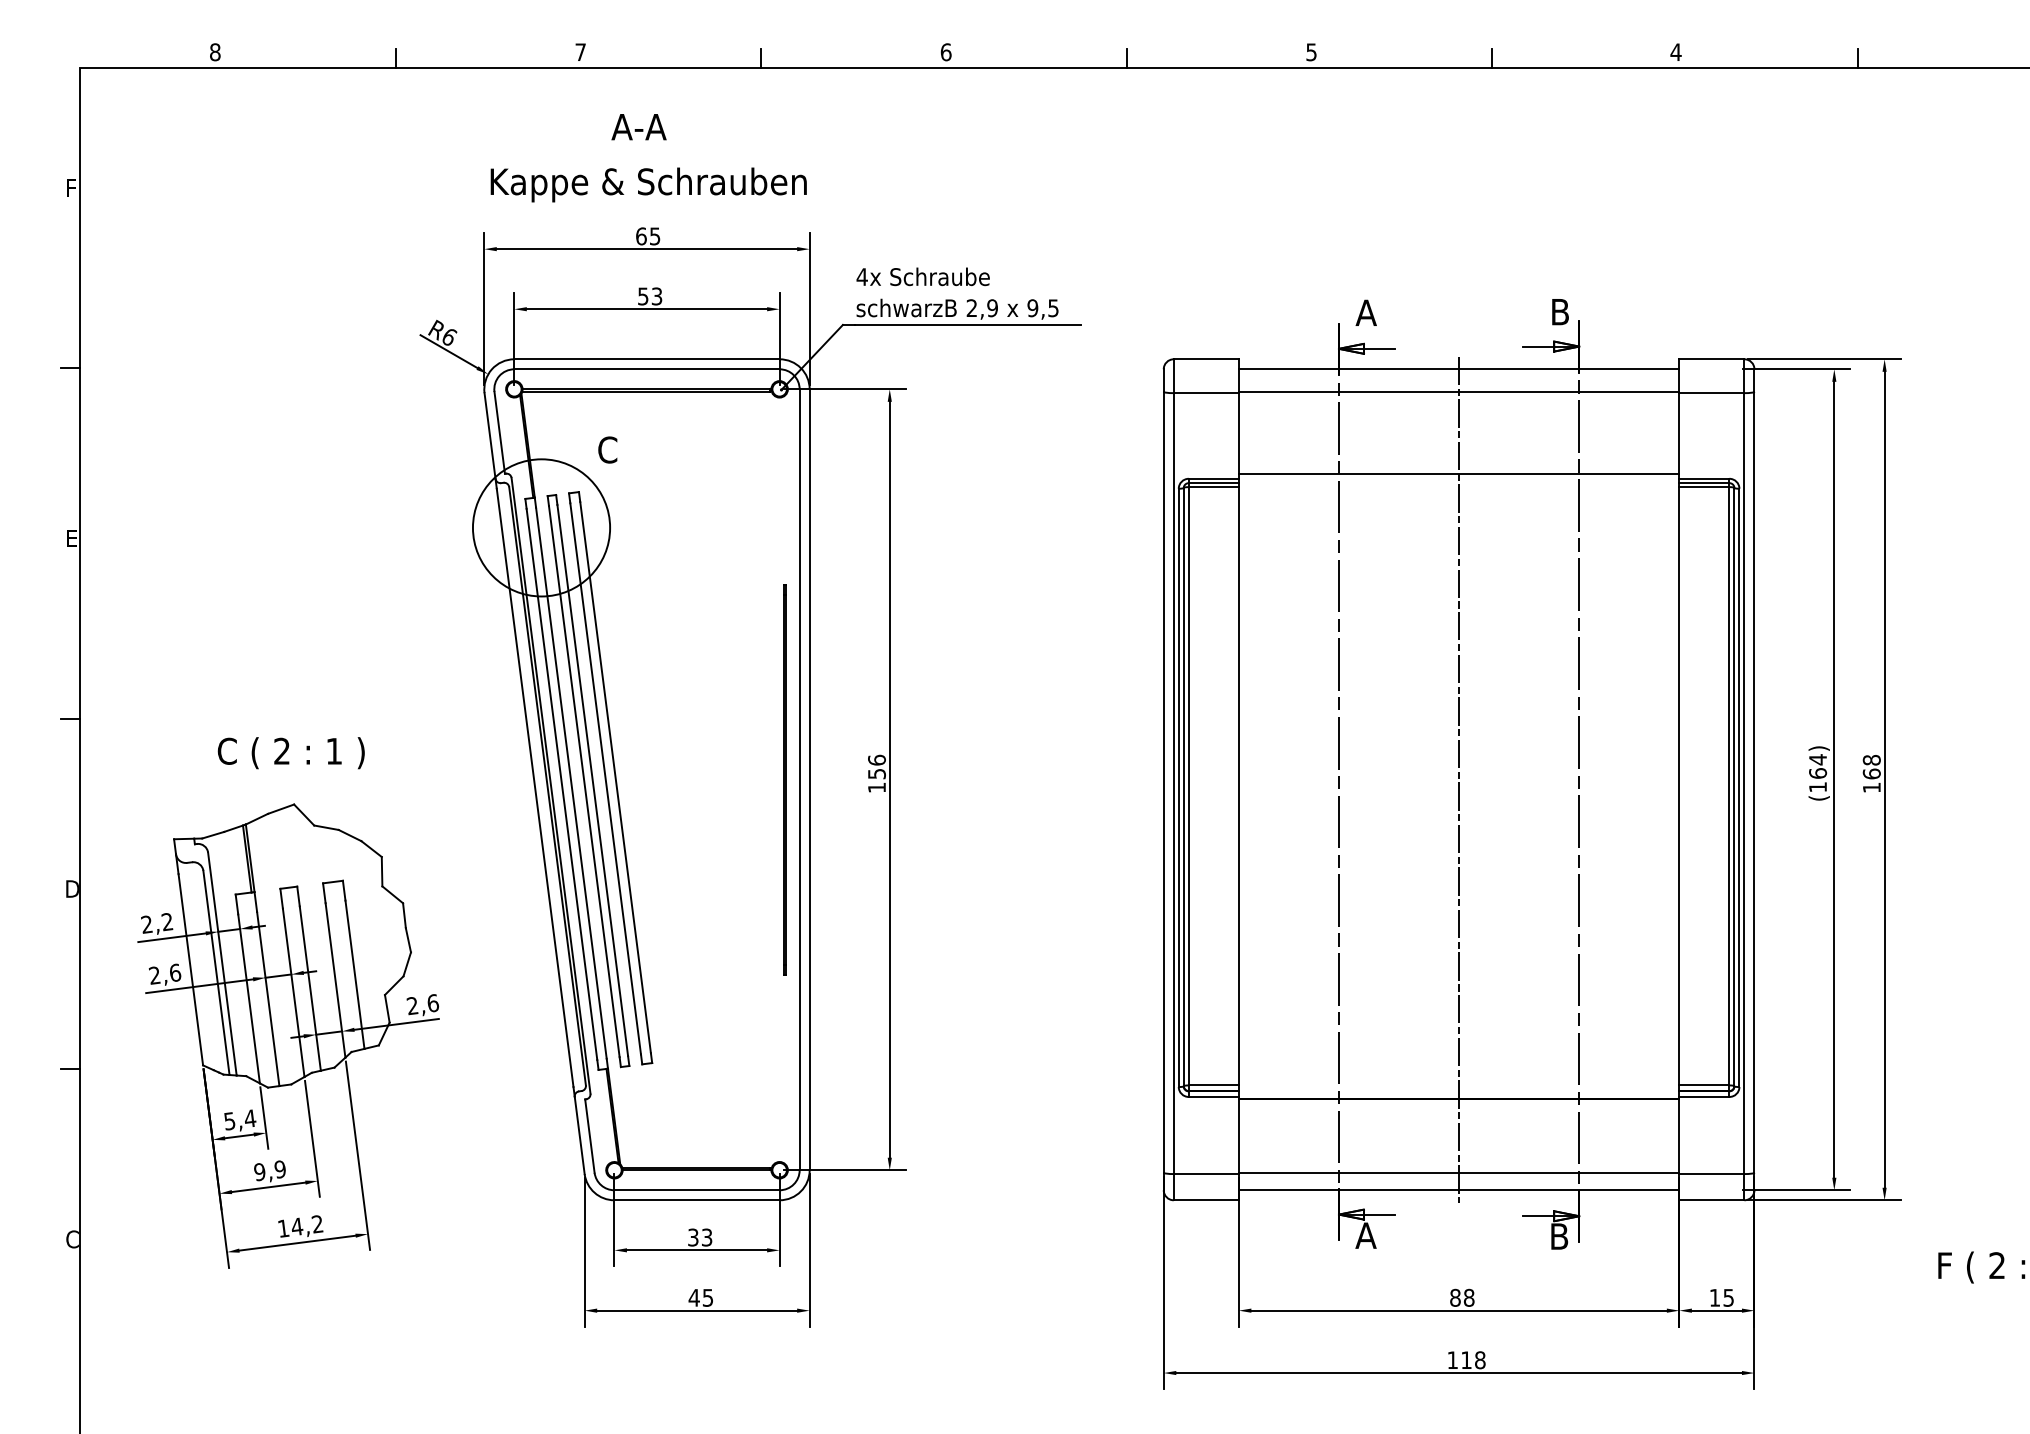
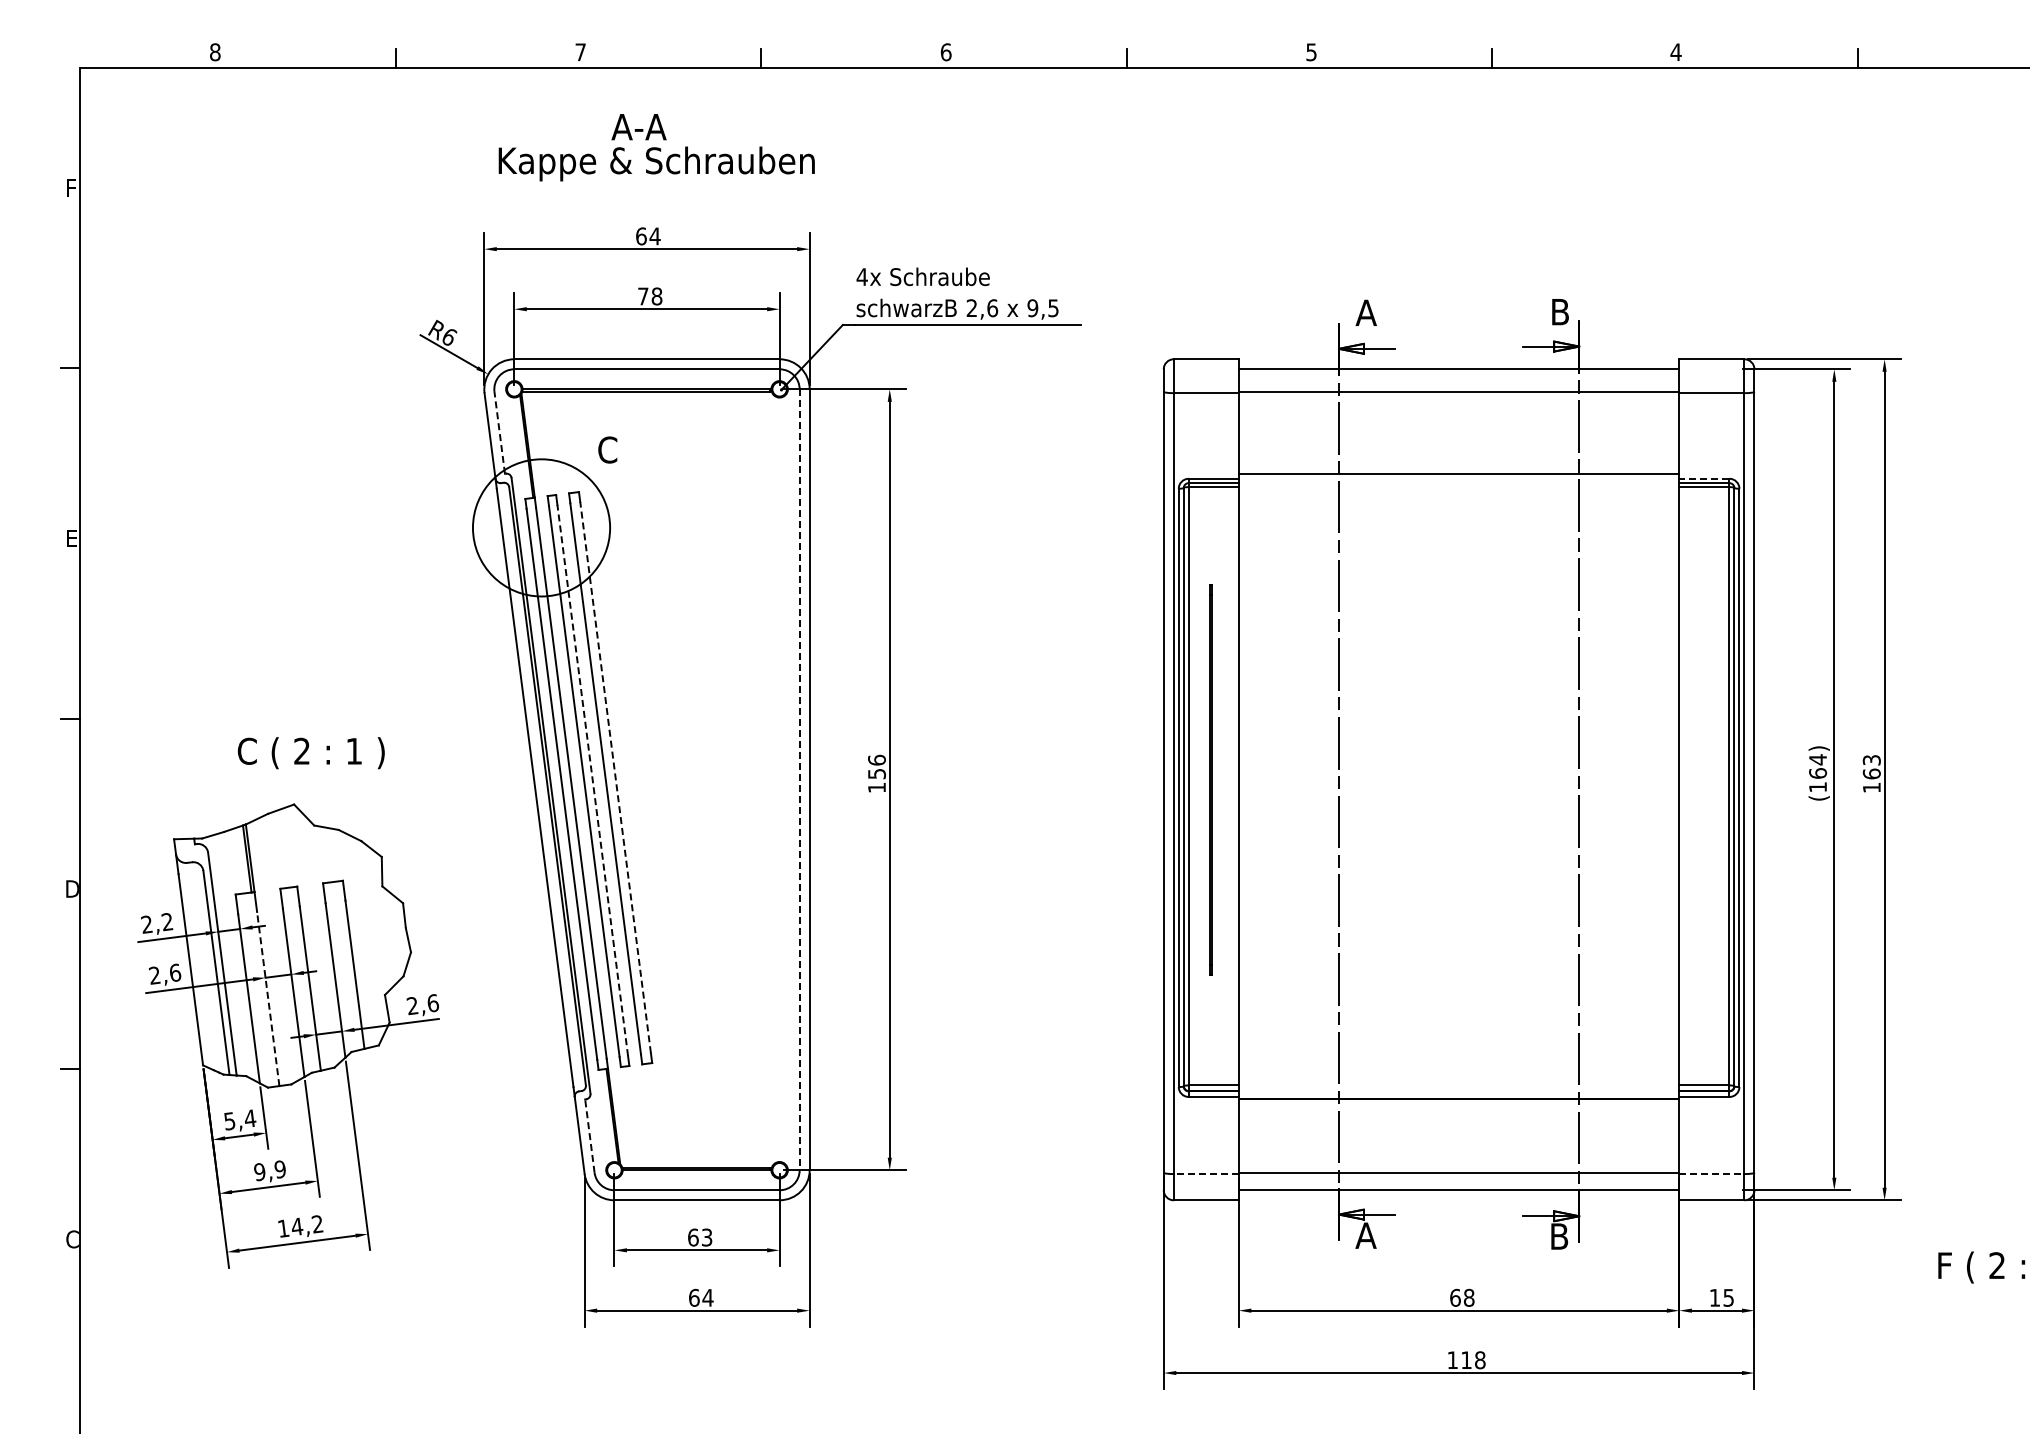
text position: (648, 184) -> (656, 163) (656, 163)
text: 65 -> 64 (654, 236)
text: 53 -> 78 (650, 296)
text: 2,9 -> 2,6 (992, 308)
line: solid -> dashed (499, 432)
line: solid -> dashed (1703, 478)
text position: (290, 753) -> (310, 753) (310, 753)
text: 168 -> 163 (1871, 760)
line: solid -> dashed (615, 777)
line position: (784, 779) -> (1210, 779) (1210, 779)
line: present -> none (1459, 779)
line: solid -> dashed (592, 780)
line: solid -> dashed (799, 780)
line: solid -> dashed (268, 999)
line: solid -> dashed (589, 1136)
line: solid -> dashed (1206, 1174)
line: solid -> dashed (1711, 1174)
text: 33 -> 63 (693, 1237)
text: 45 -> 64 (700, 1297)
text: 88 -> 68 (1455, 1297)
